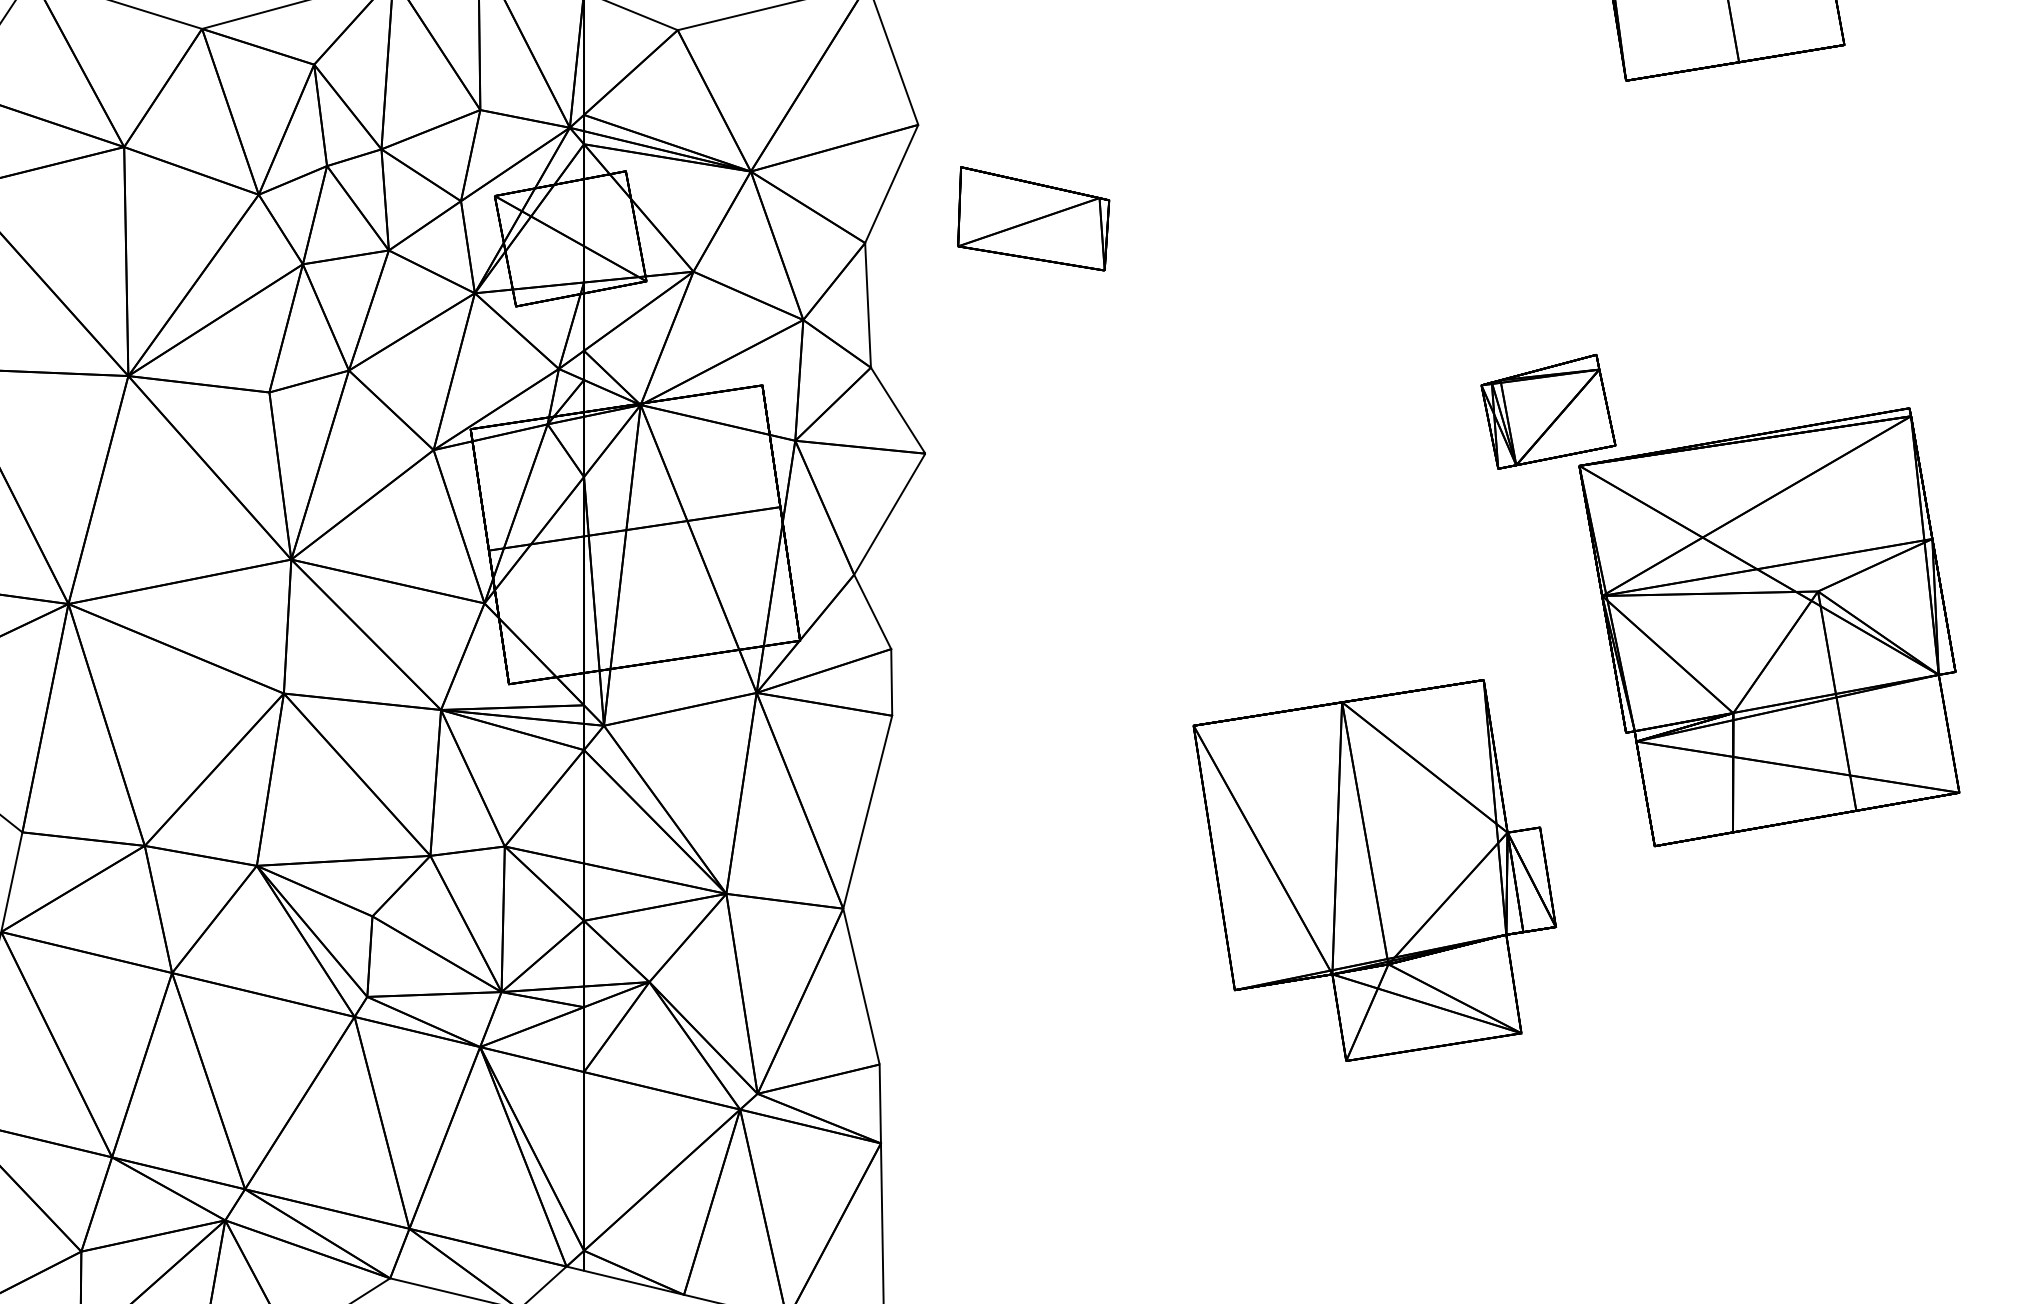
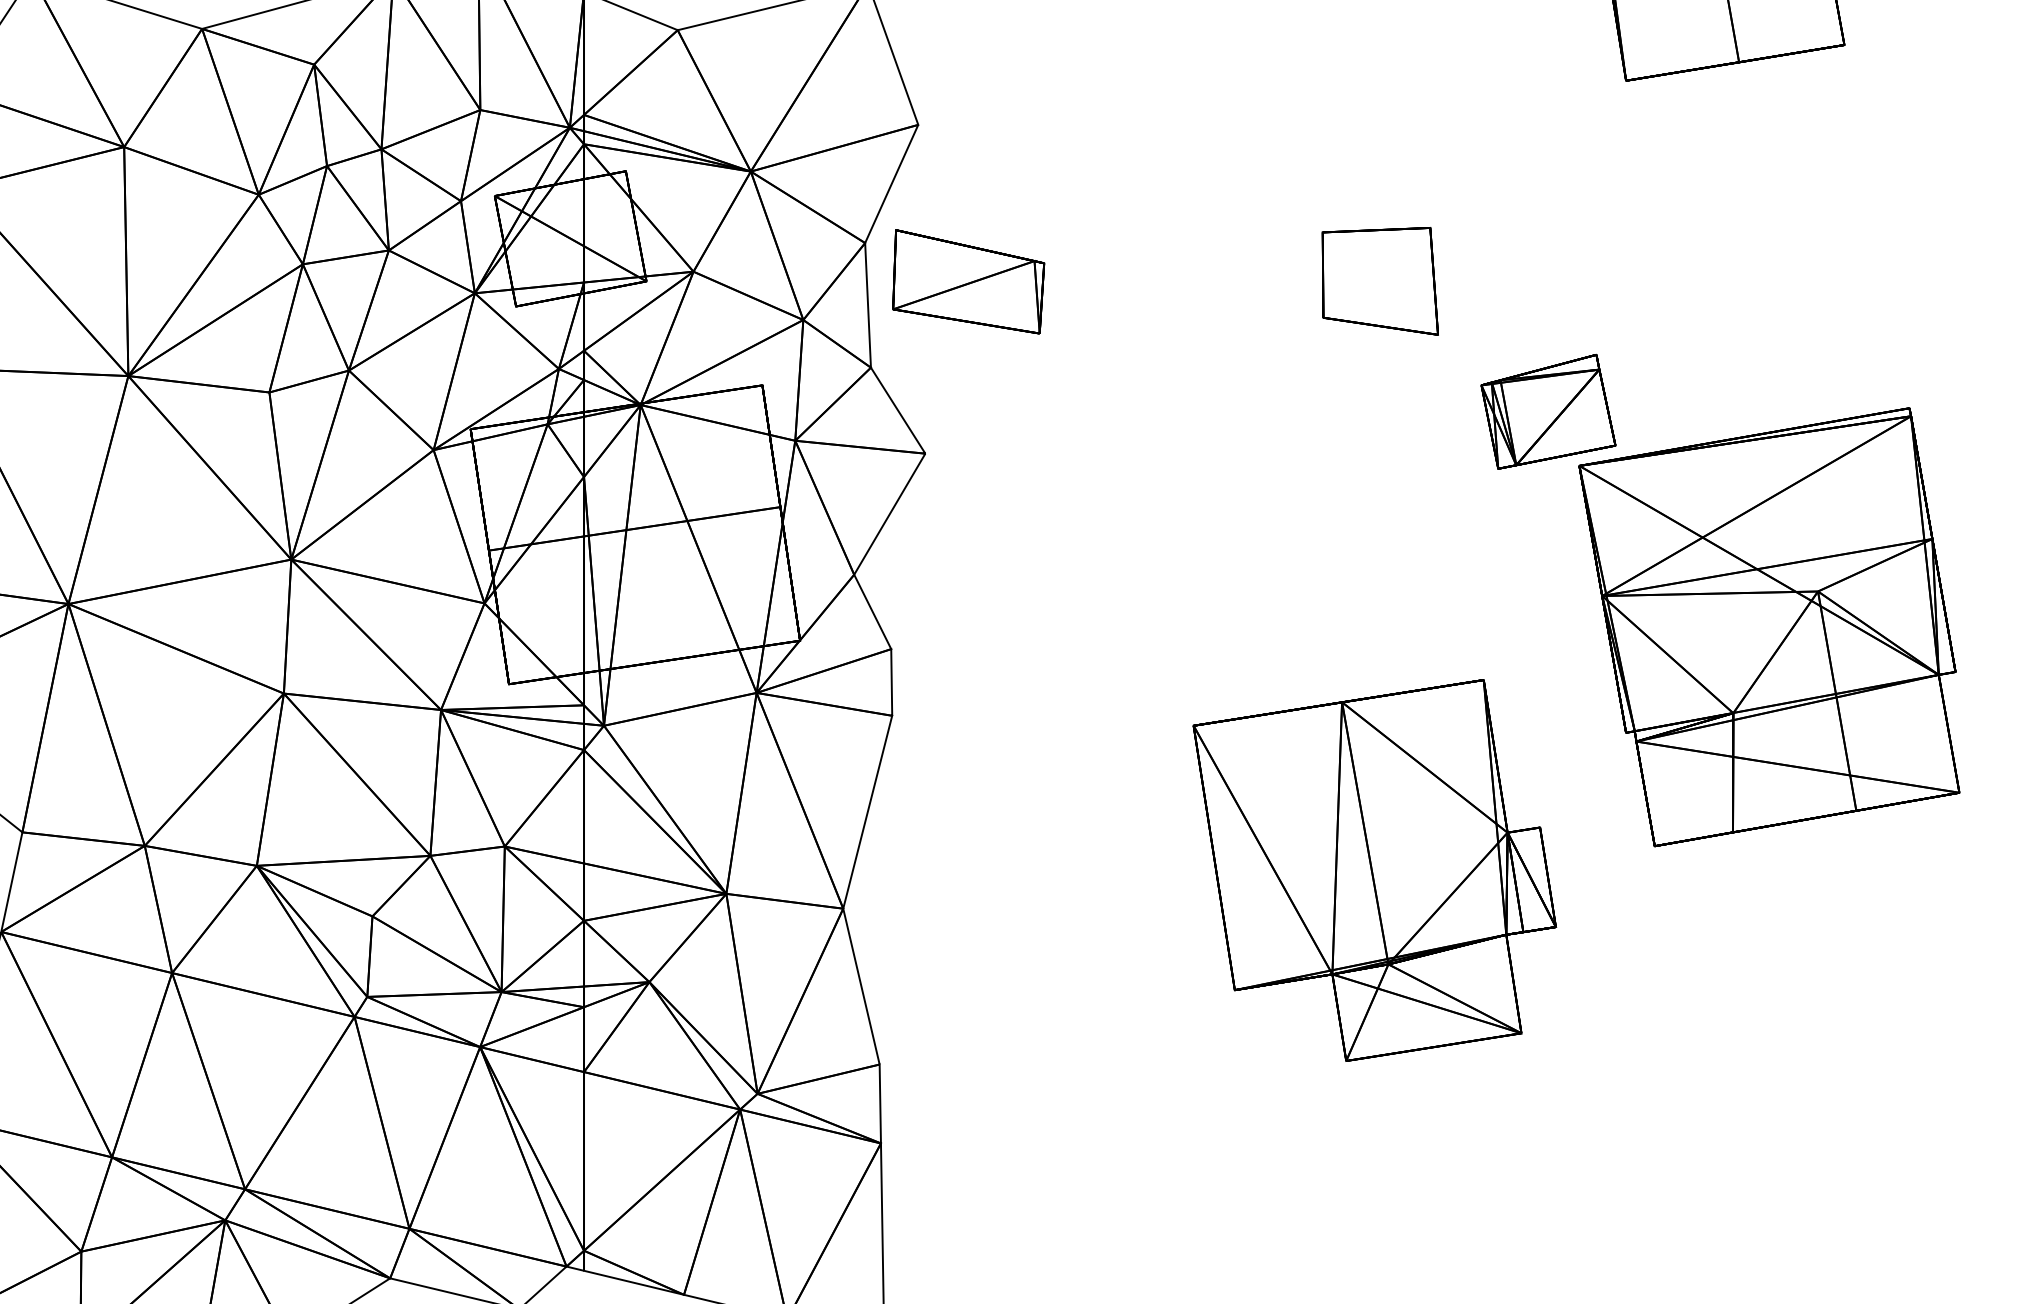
part position: (1033, 218) -> (968, 281) (968, 281)
part: none -> present (1379, 281)
